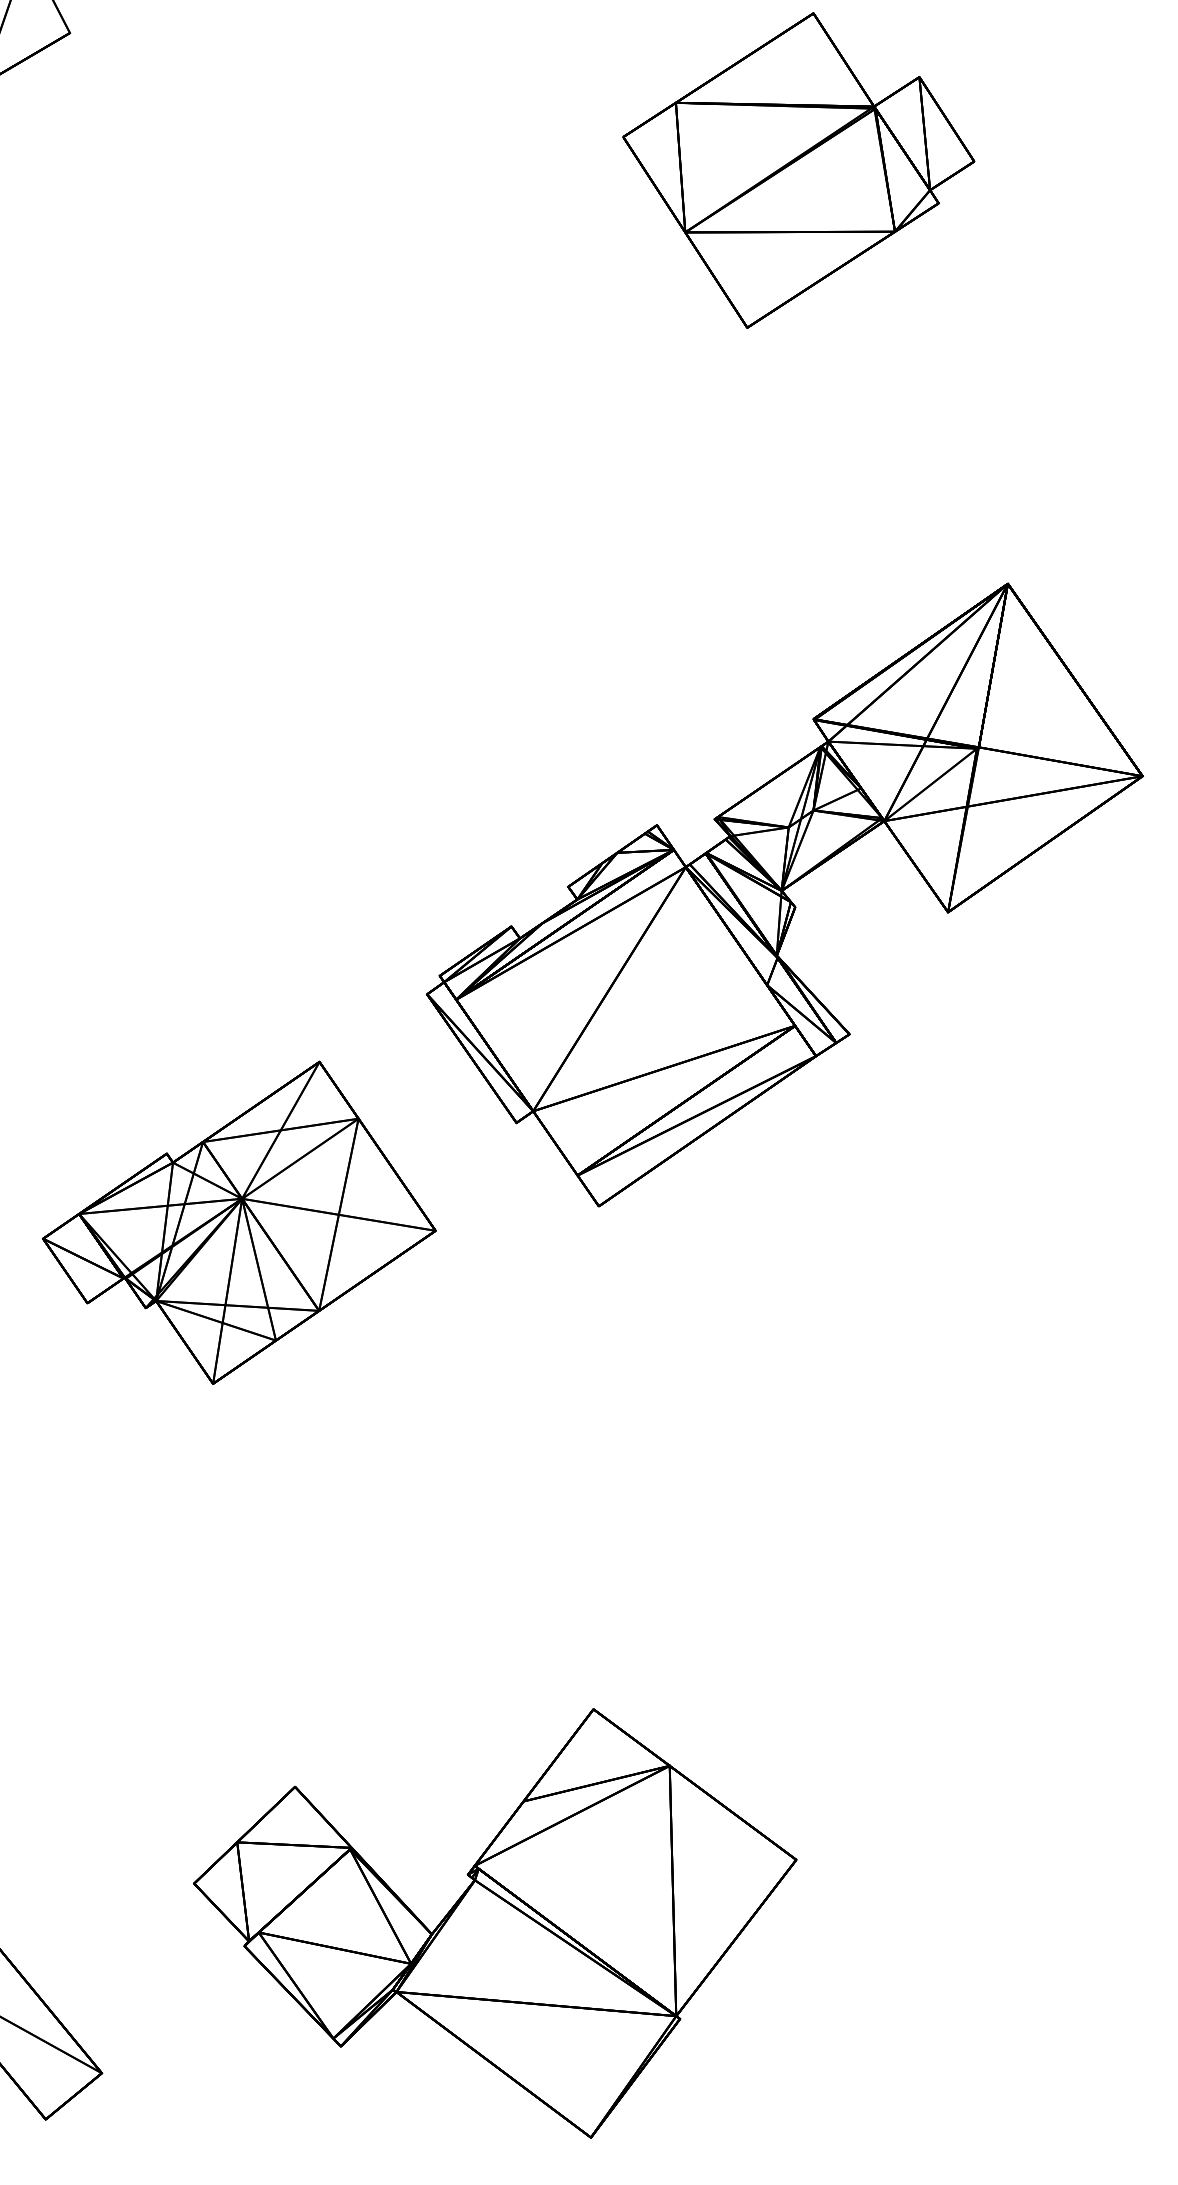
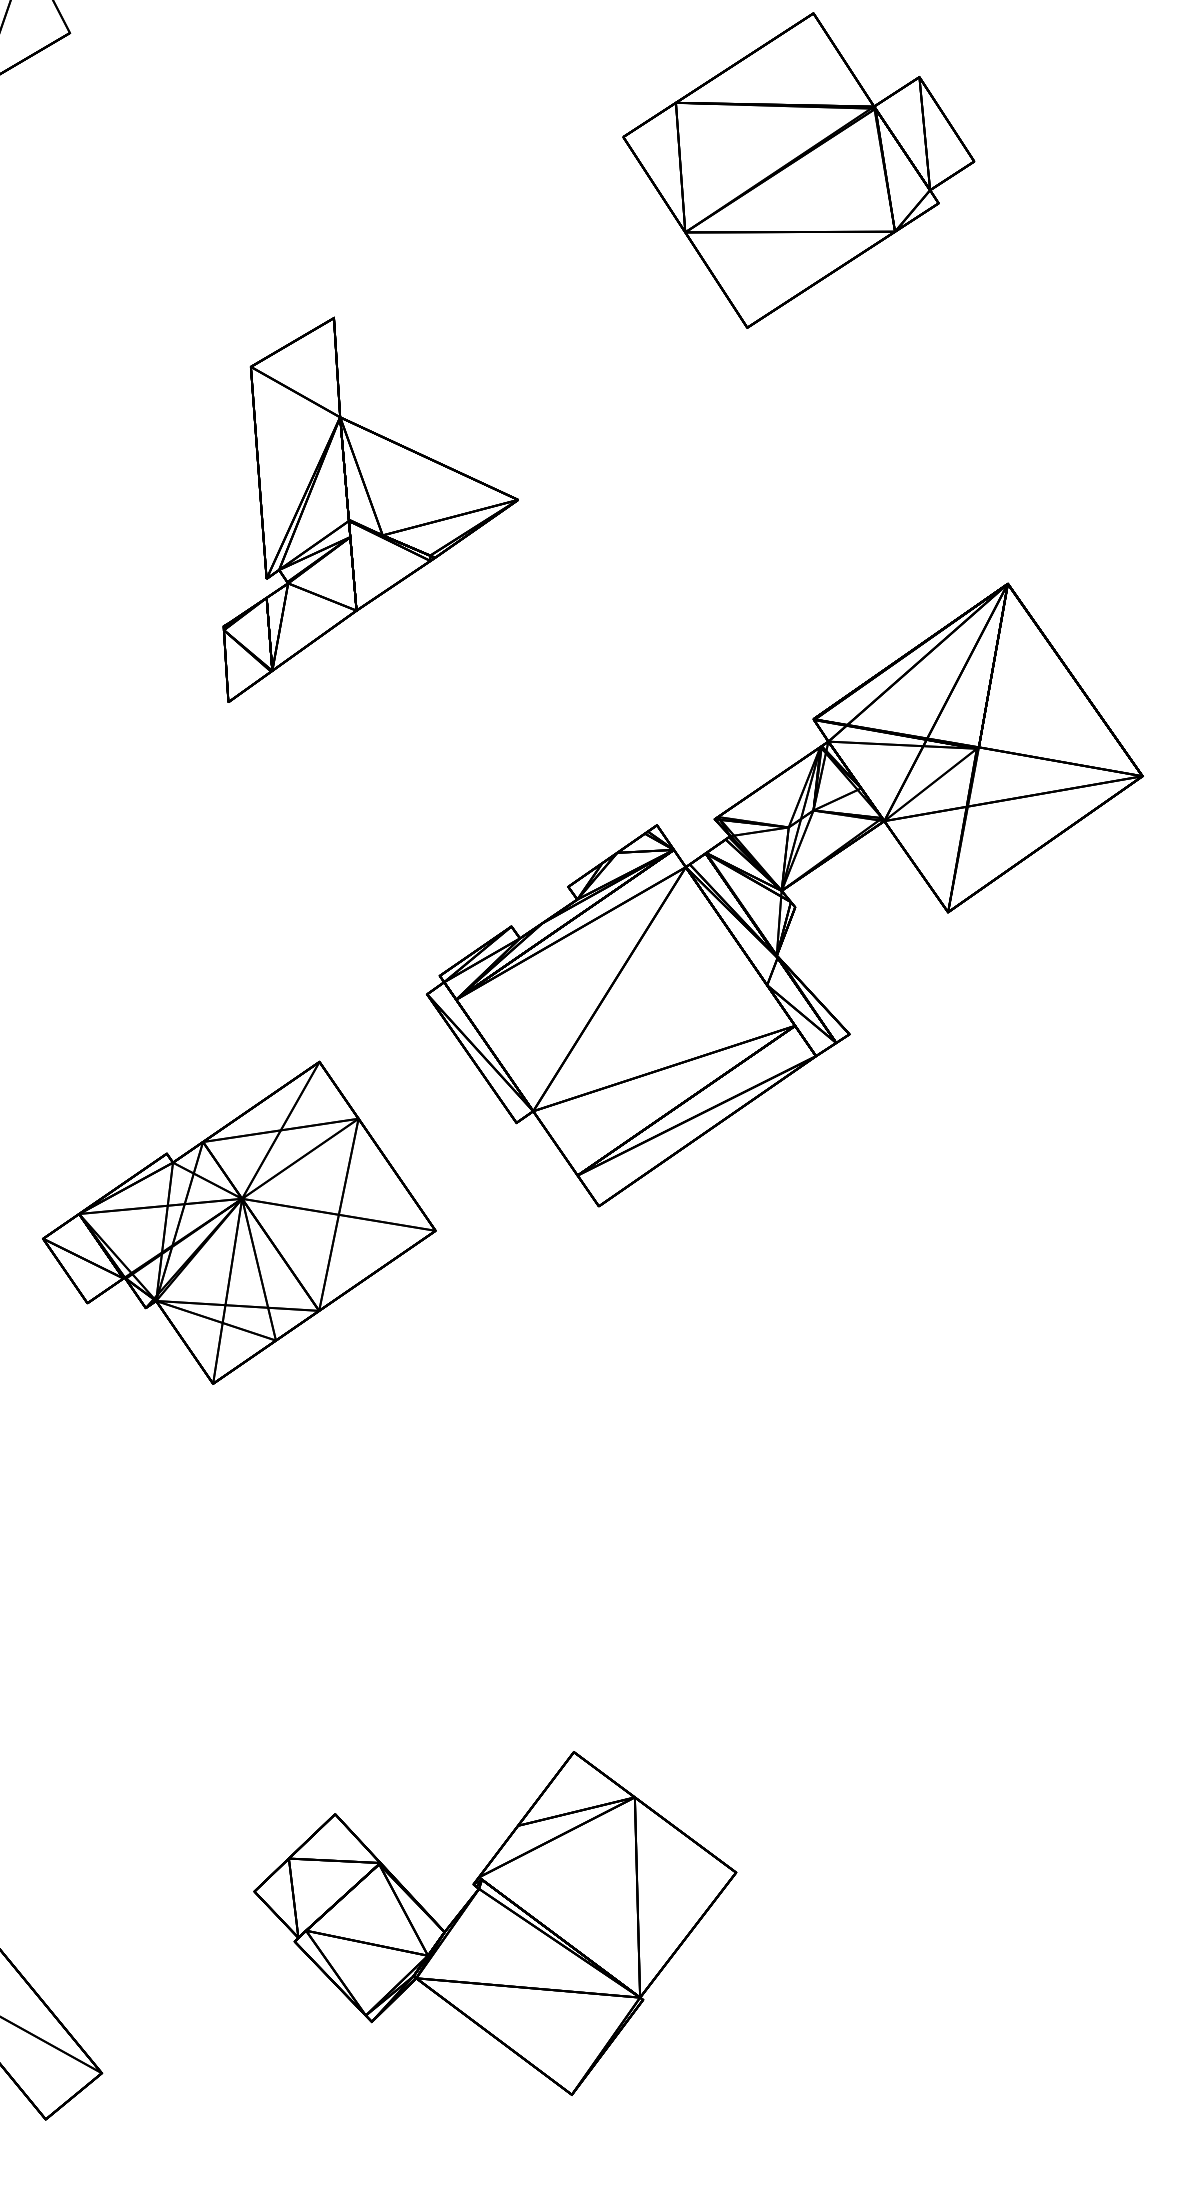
part: none -> present (370, 509)
part size: 605x431 px -> 485x345 px (495, 1923)
